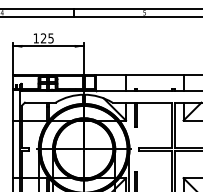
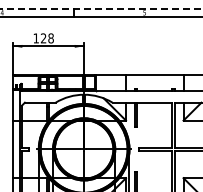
line: solid -> dashed (101, 8)
text: 125 -> 128 (50, 38)
